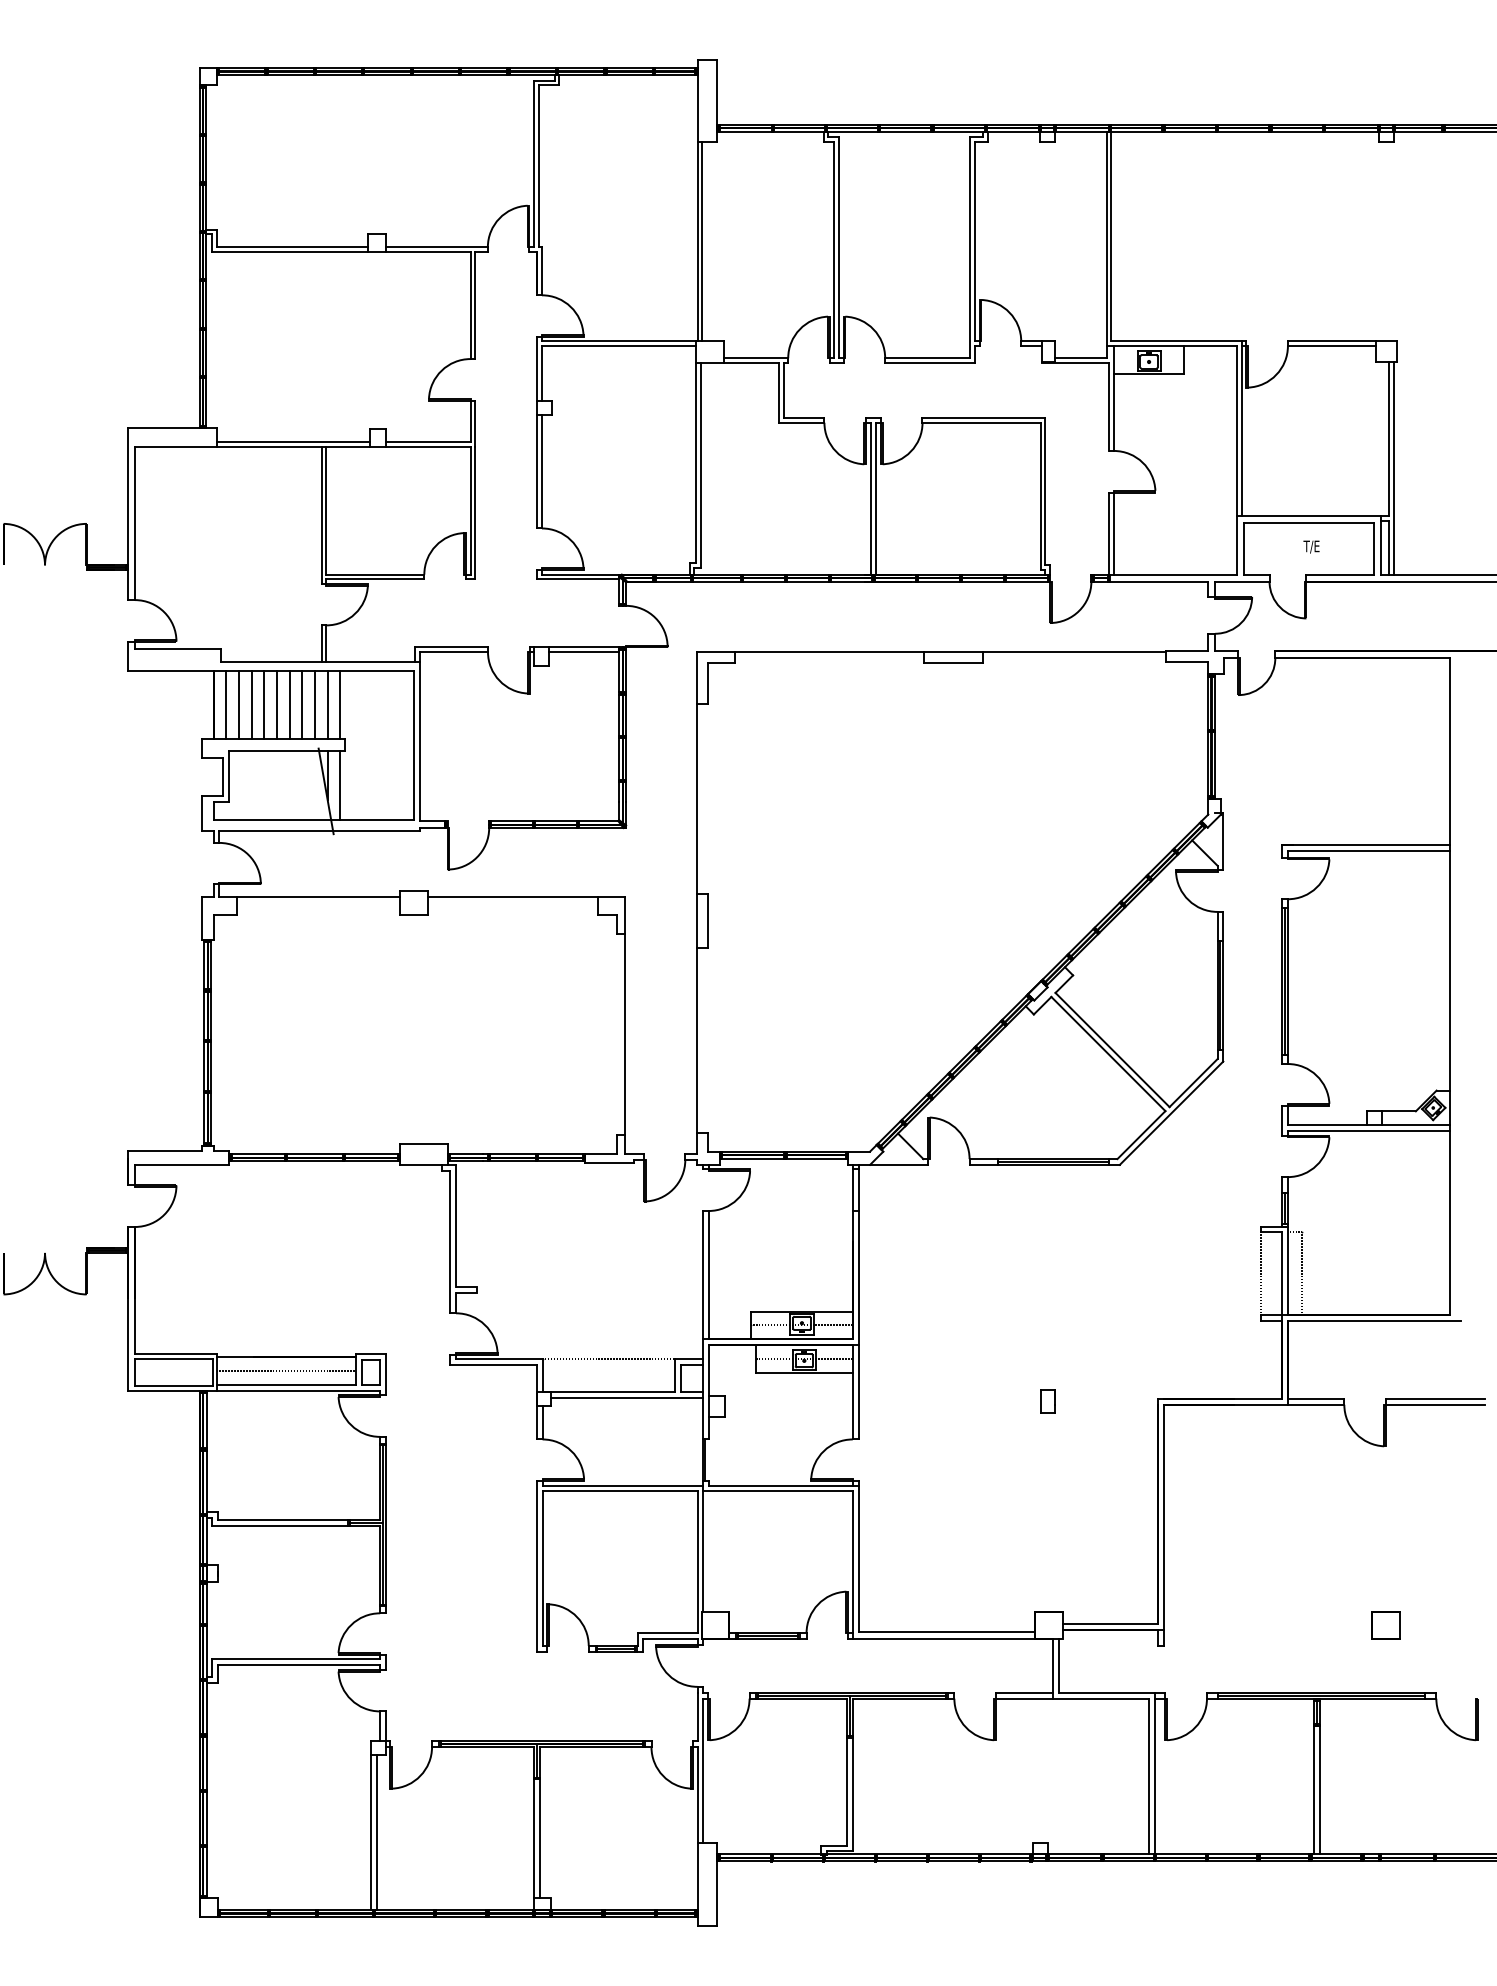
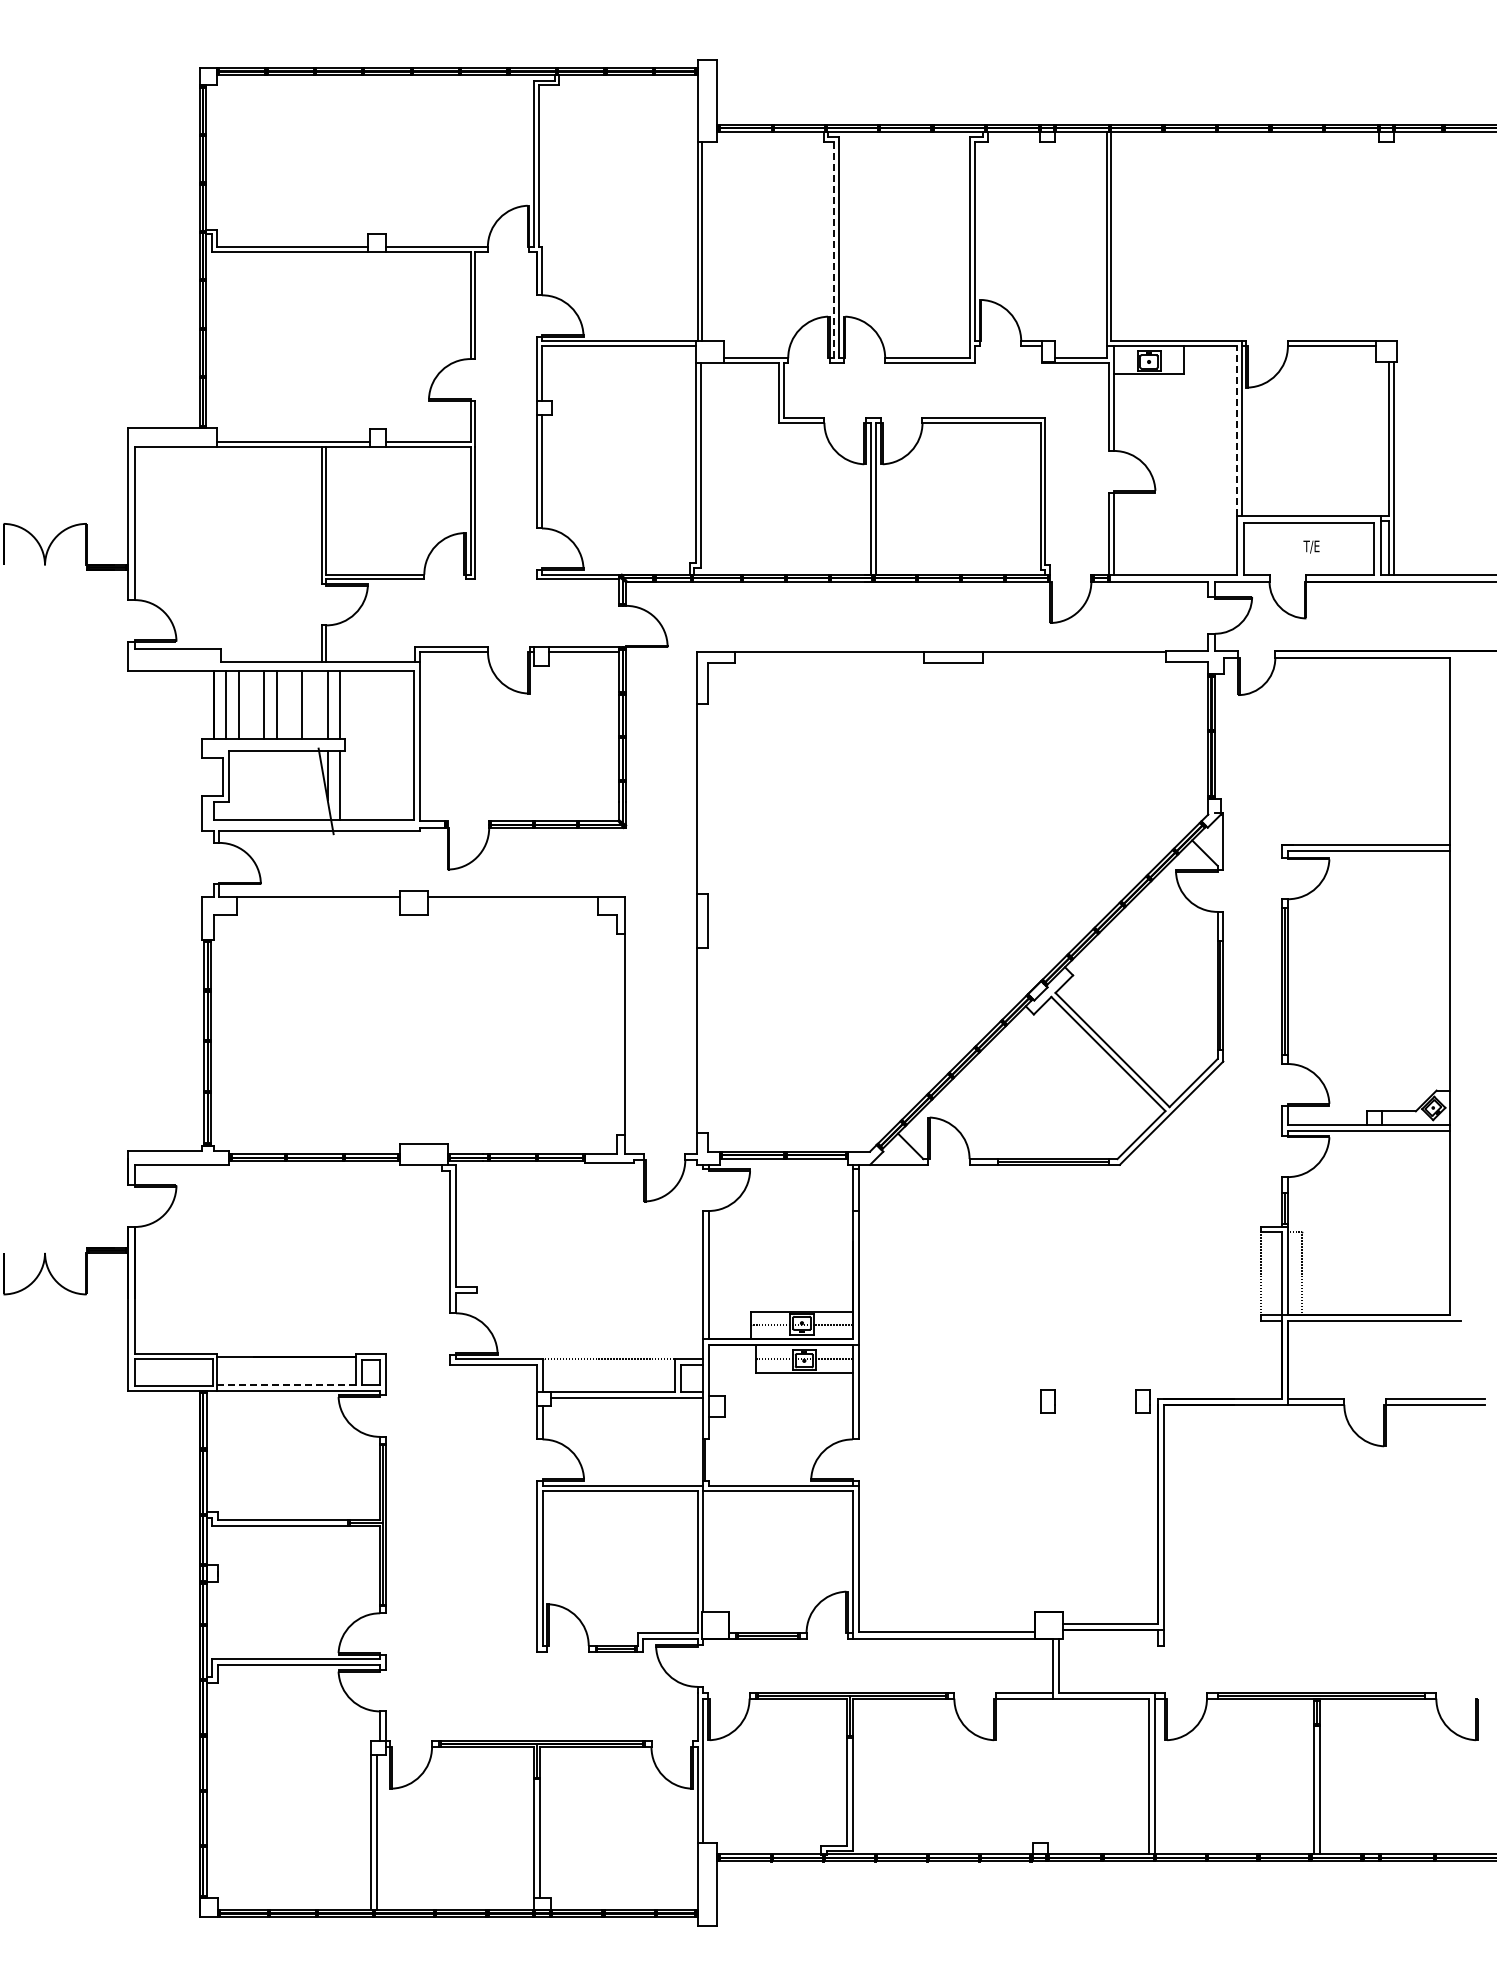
line: solid -> dashed (834, 250)
line: solid -> dashed (1237, 430)
line: present -> none (251, 704)
line: present -> none (289, 704)
line: present -> none (315, 704)
line: present -> none (286, 1371)
line: solid -> dashed (287, 1384)
part: none -> present (1142, 1401)
part: present -> none (1385, 1625)
